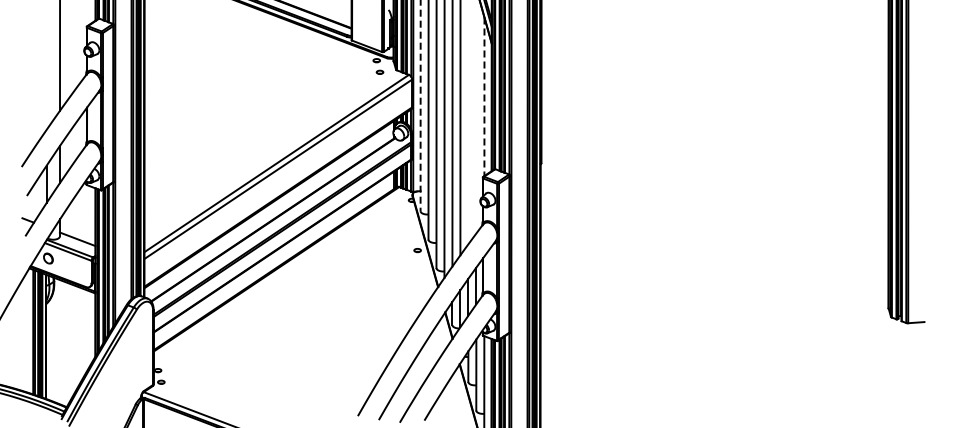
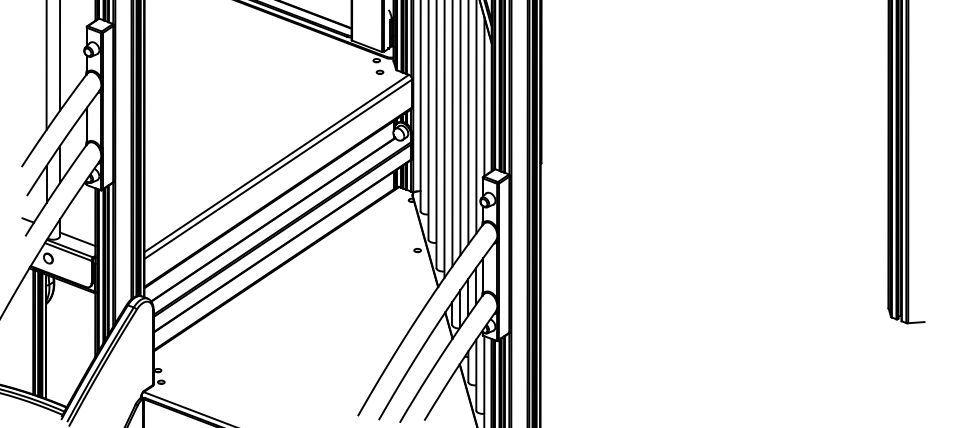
line: none -> present (46, 65)
line: dashed -> solid (484, 97)
line: dashed -> solid (420, 106)
line: none -> present (476, 117)
line: none -> present (468, 123)
